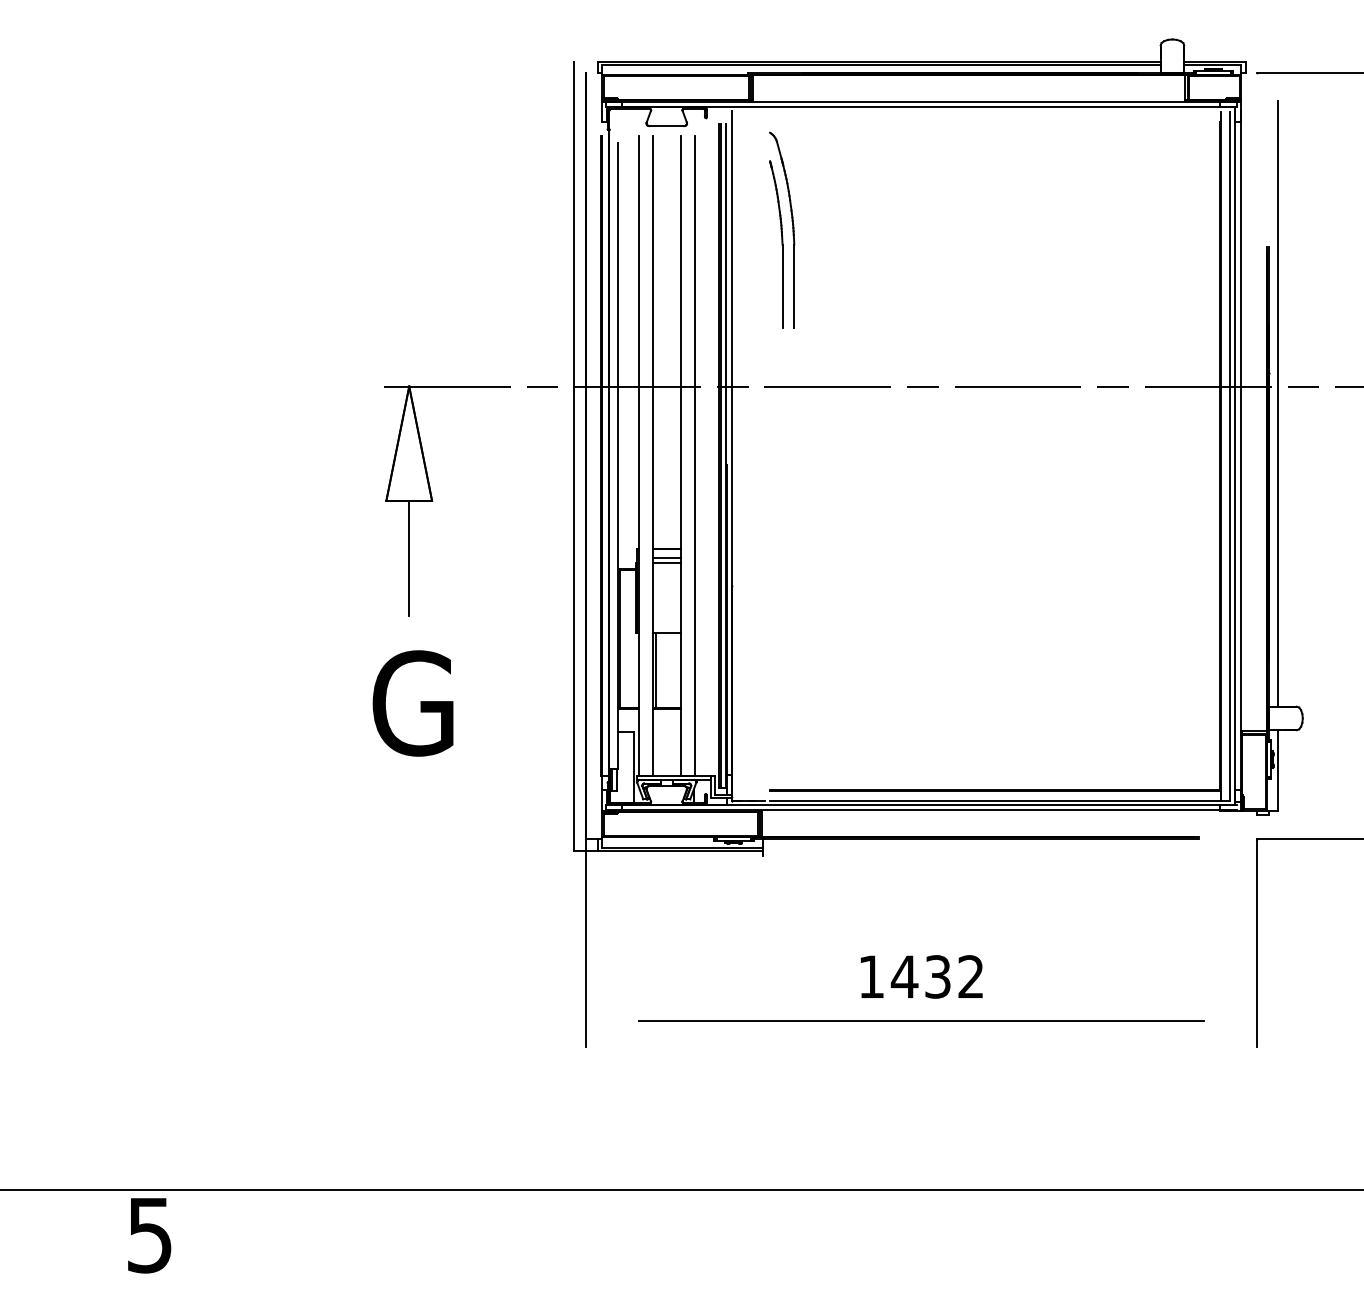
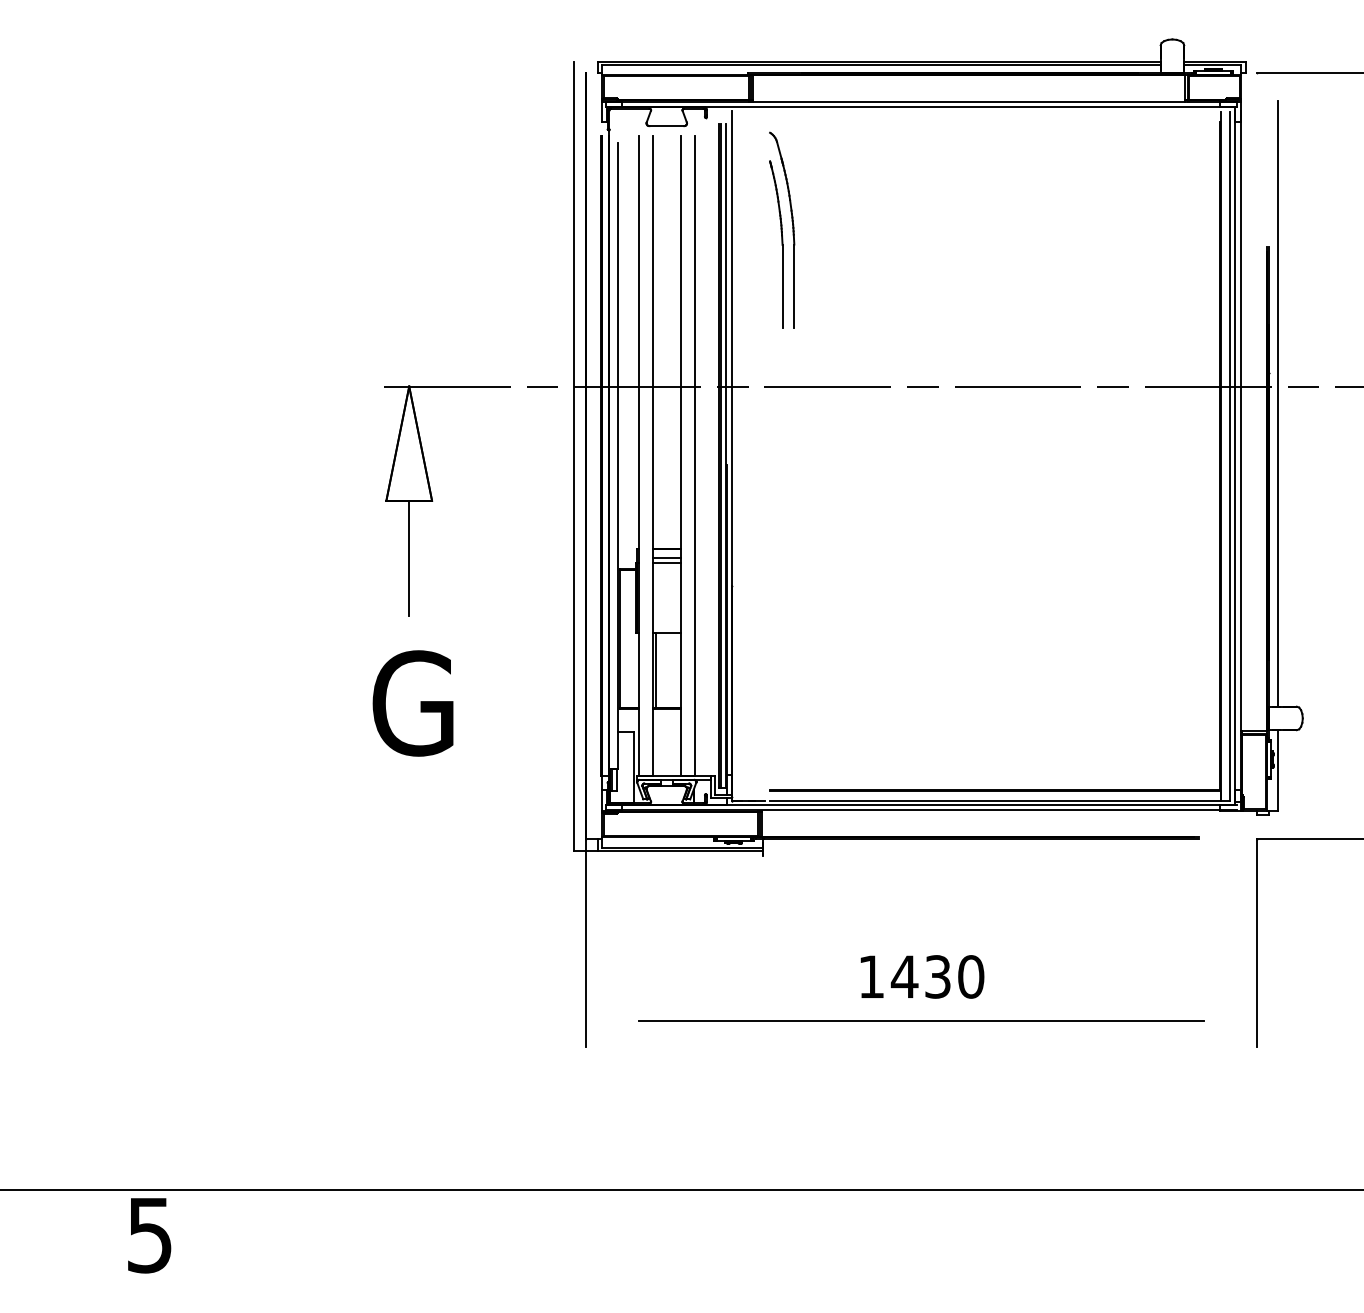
text: 1432 -> 1430 (971, 976)
